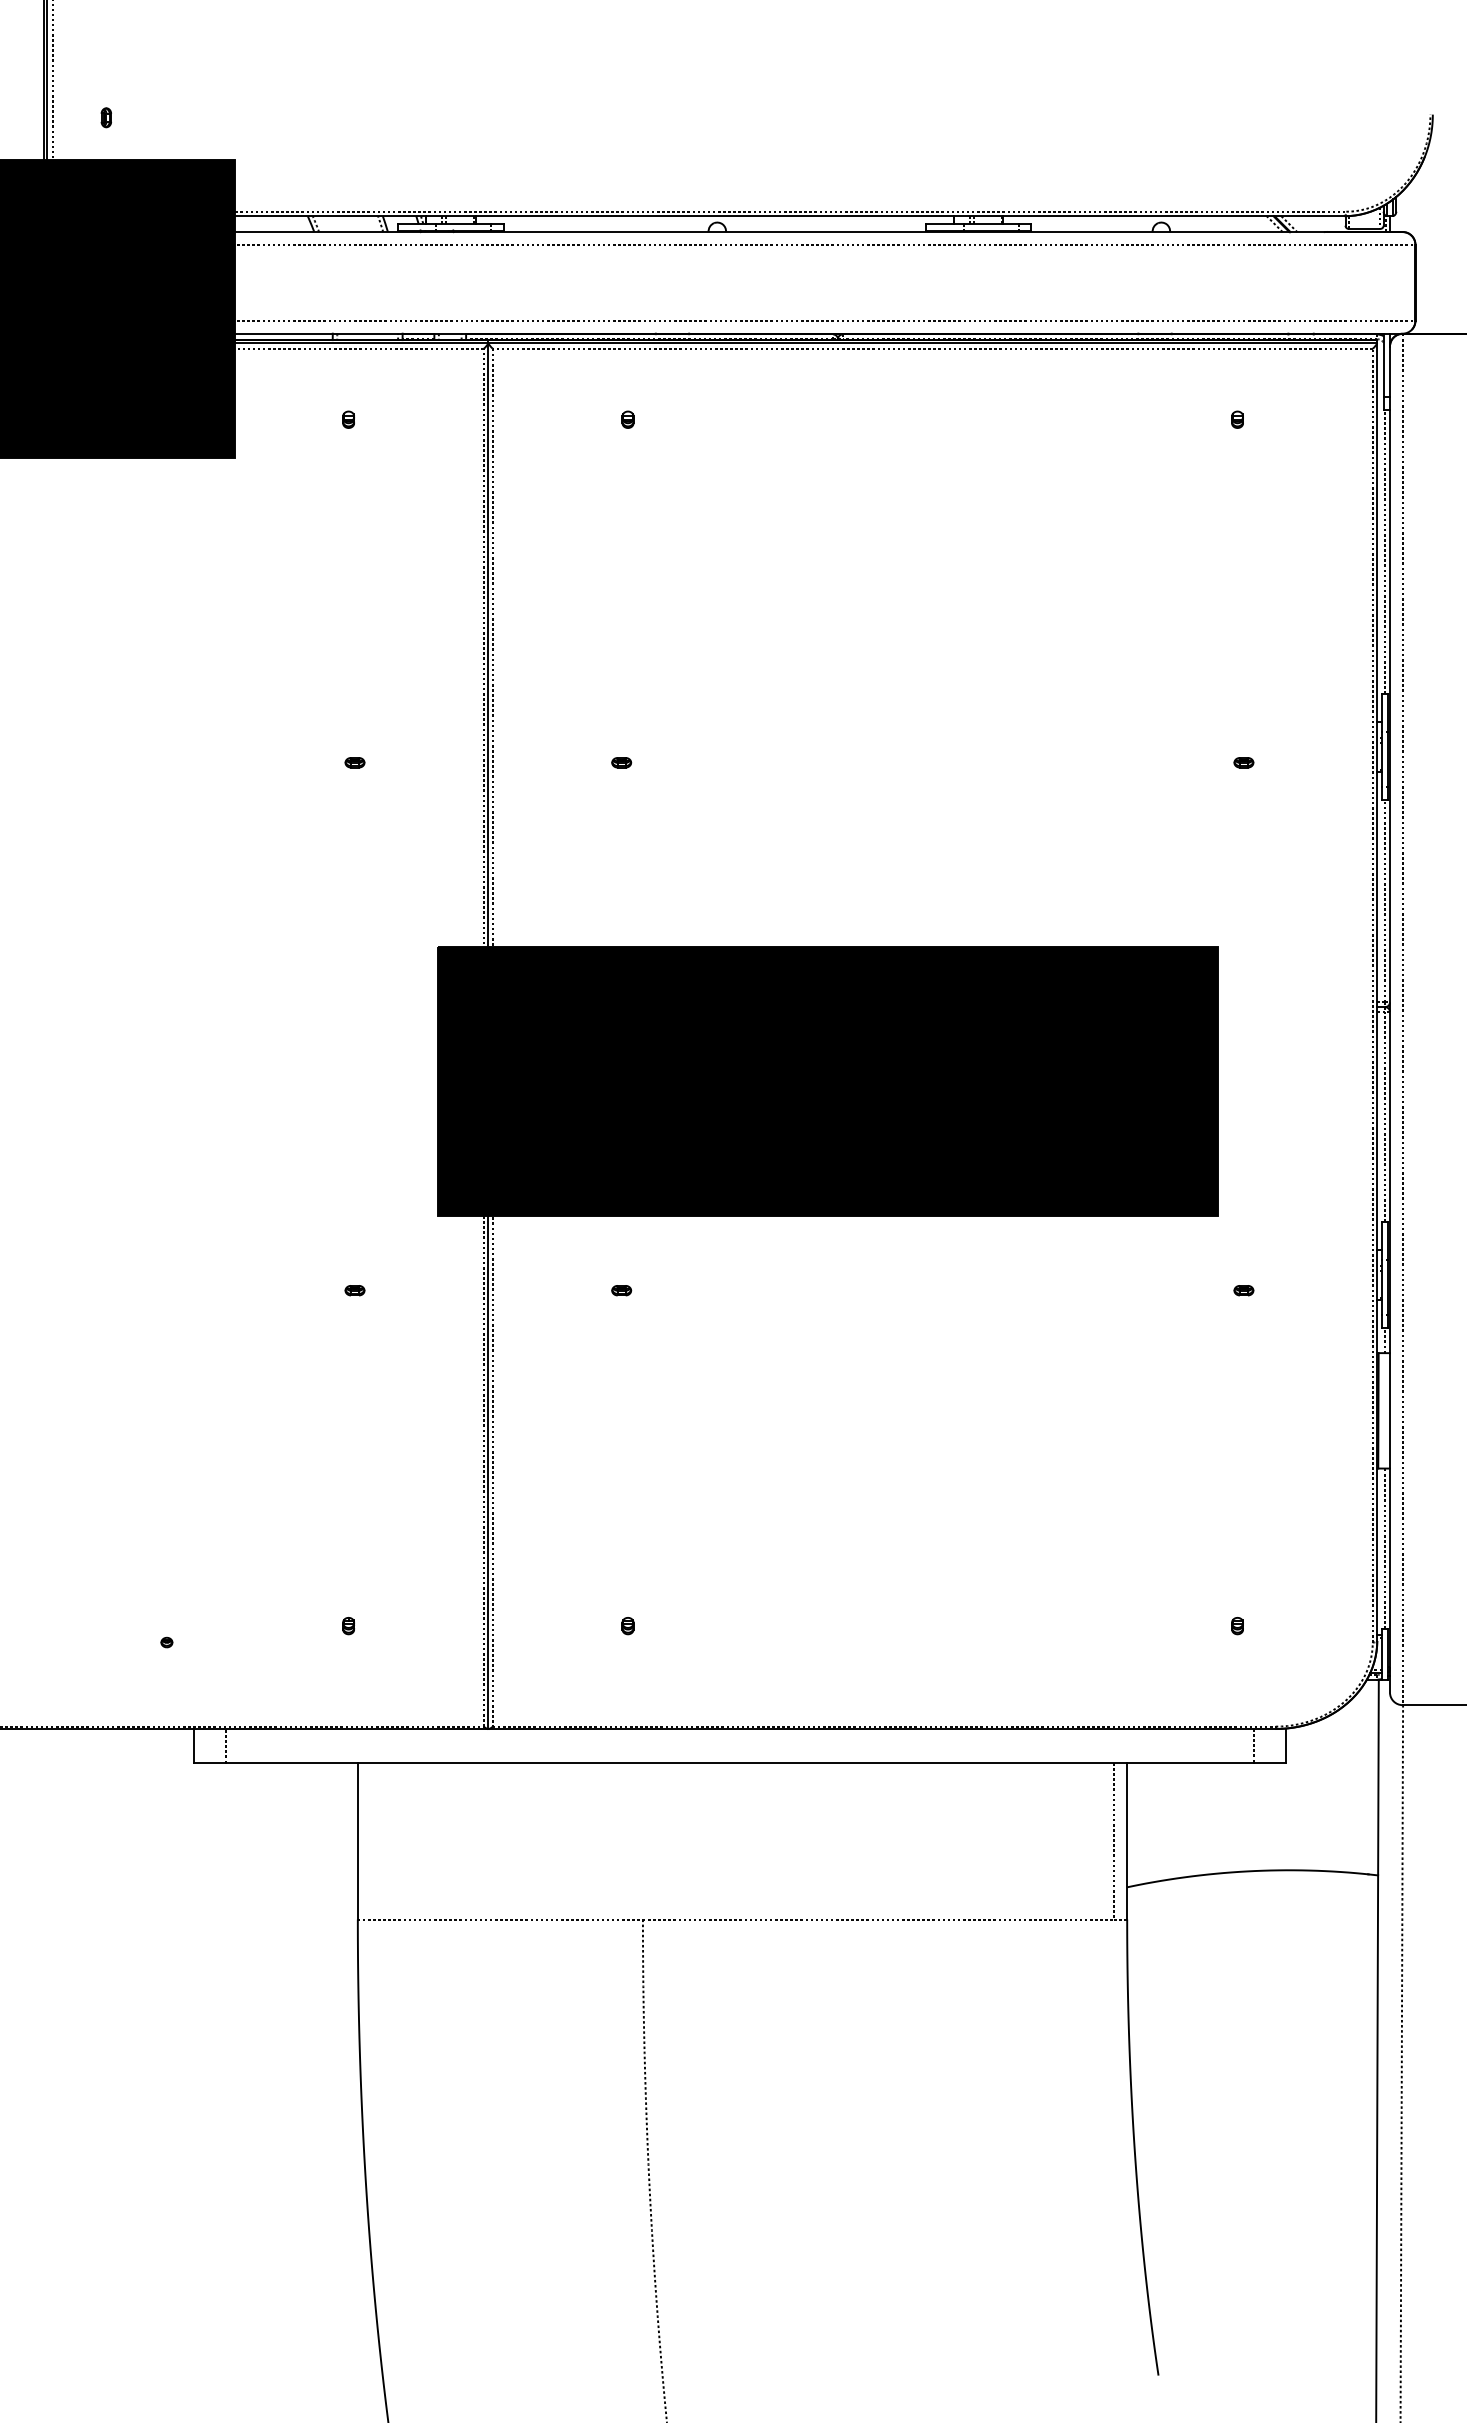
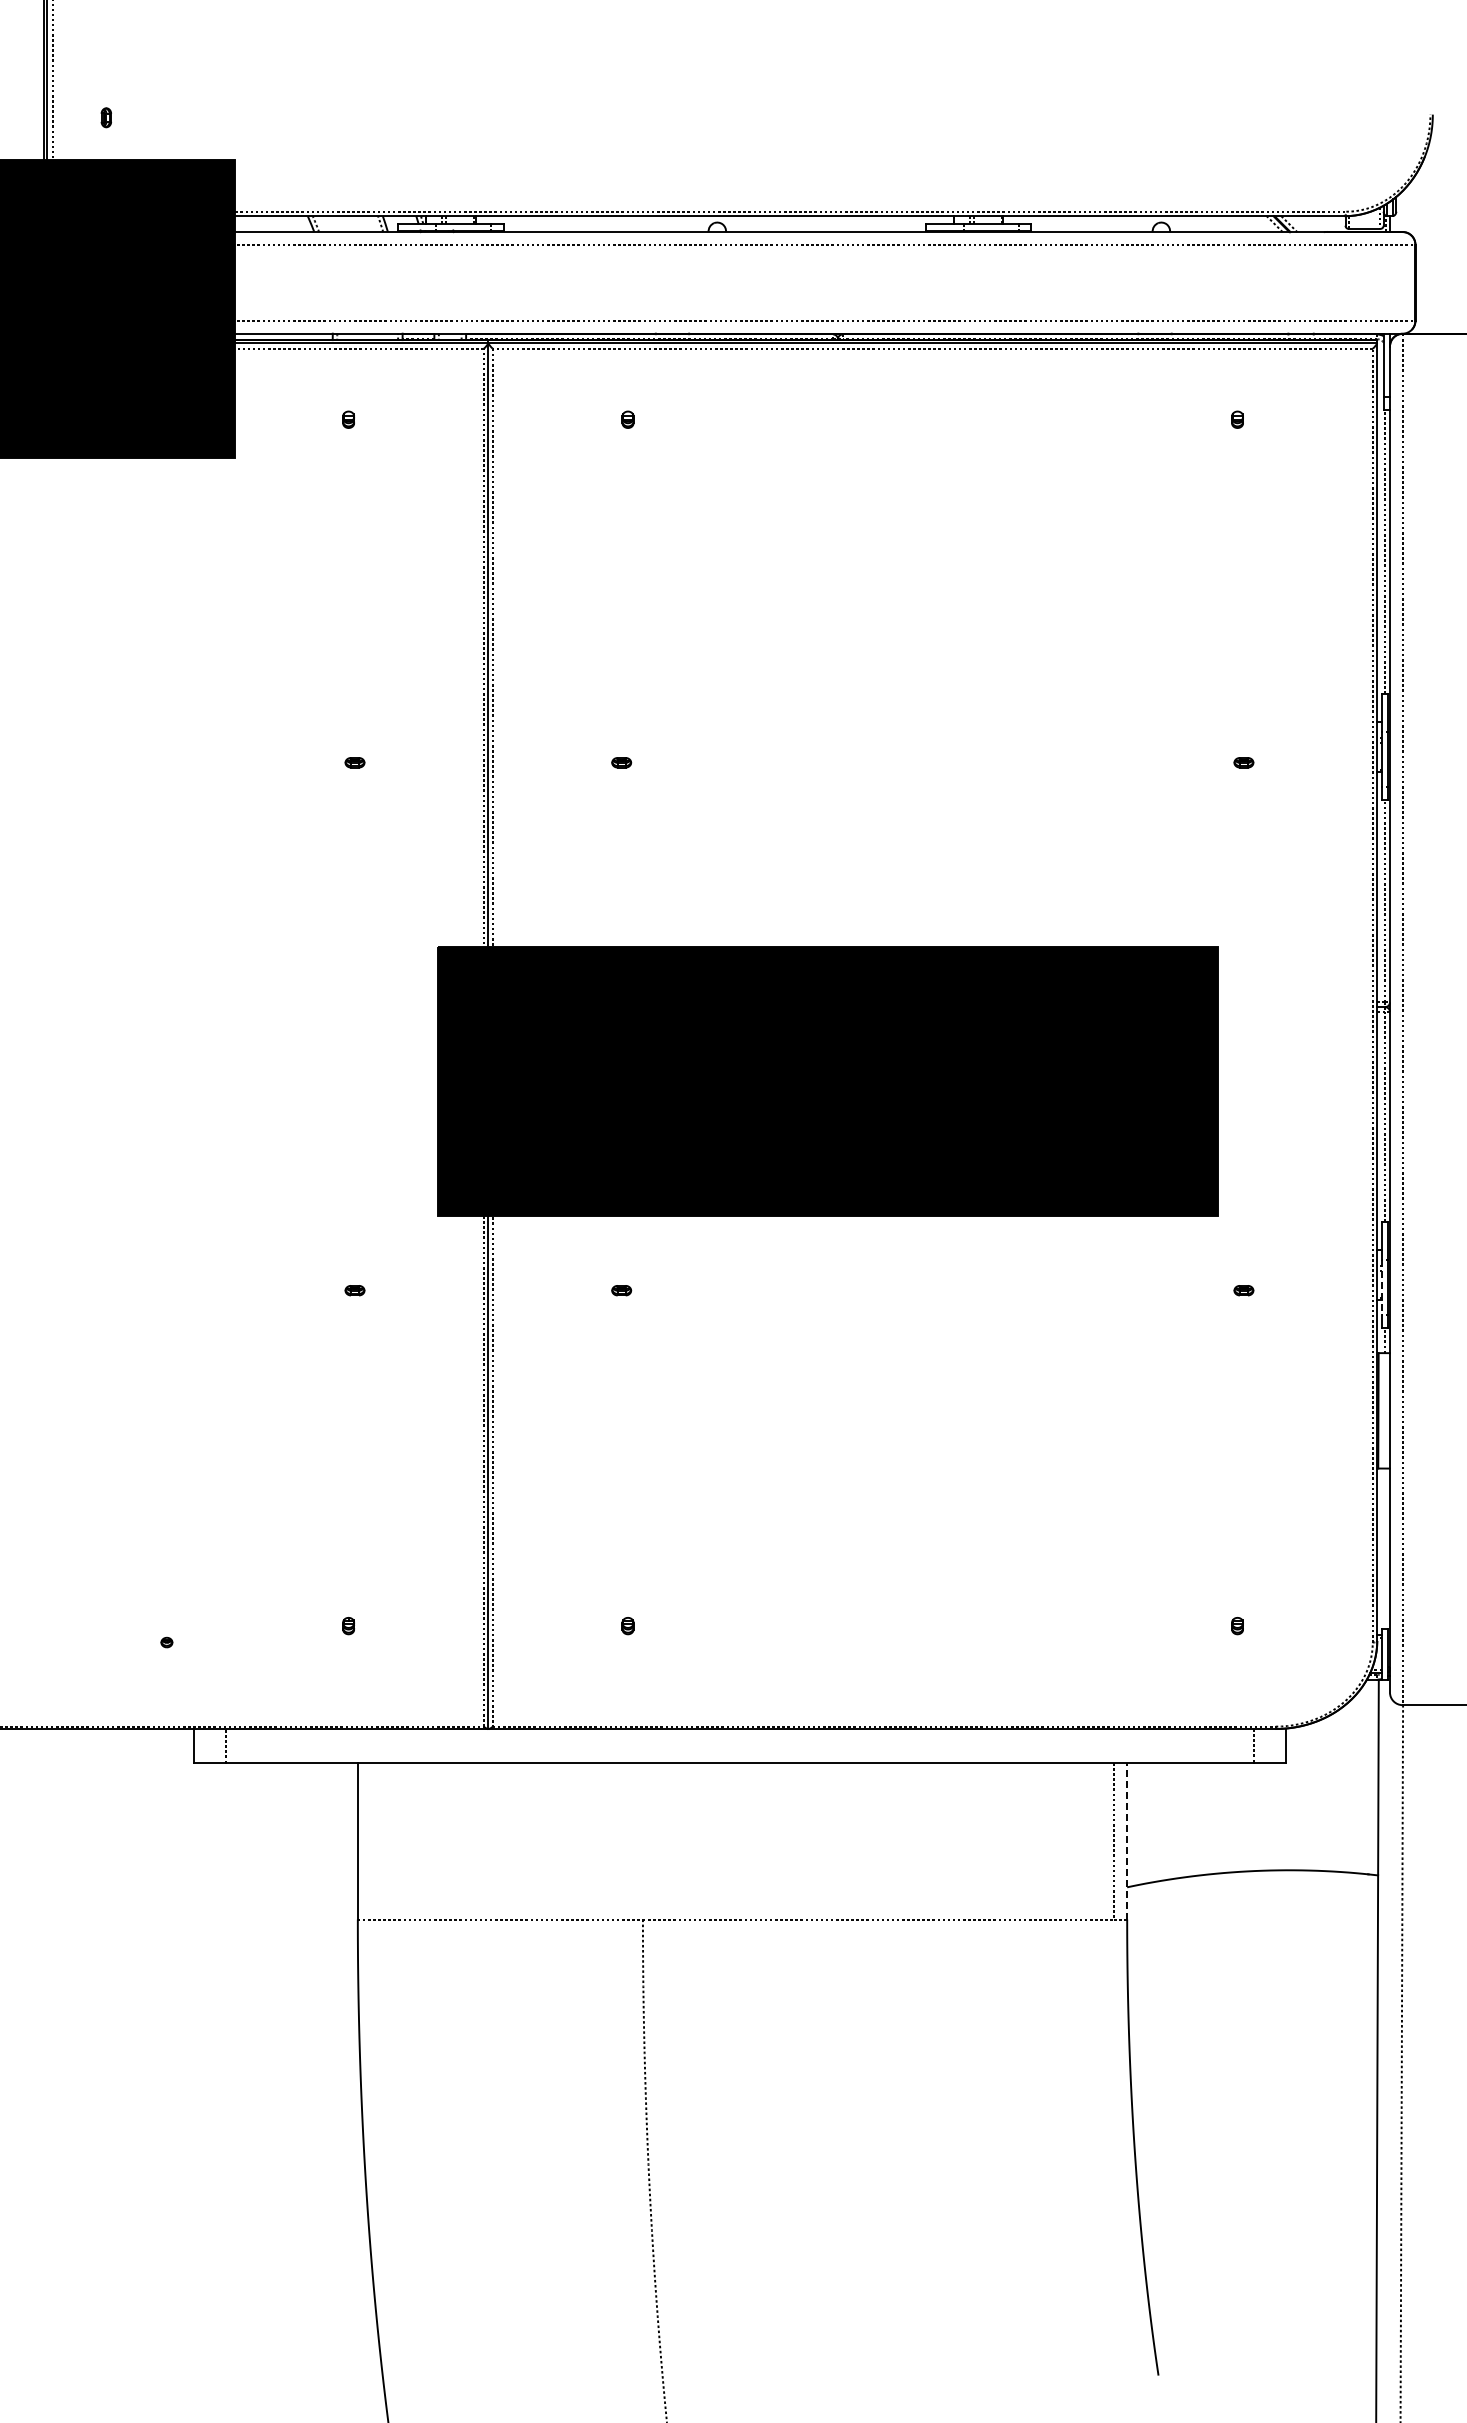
line: solid -> dashed (1382, 1287)
line: present -> none (1385, 1548)
line: solid -> dashed (1127, 1840)
